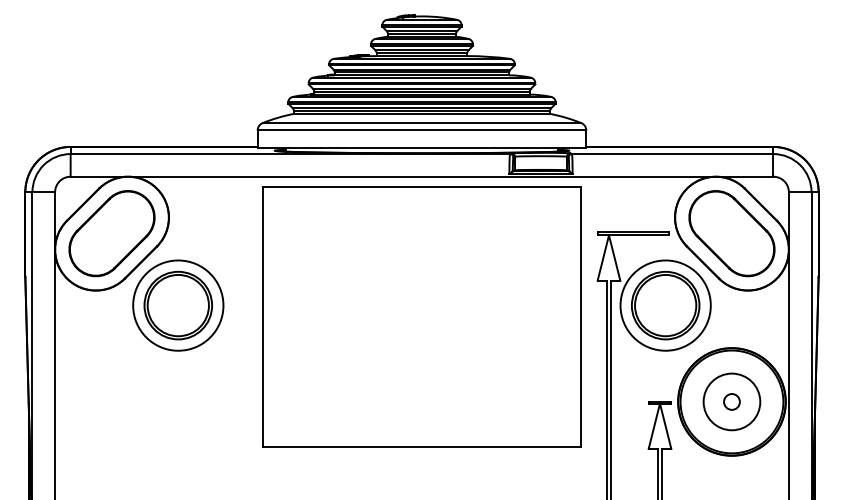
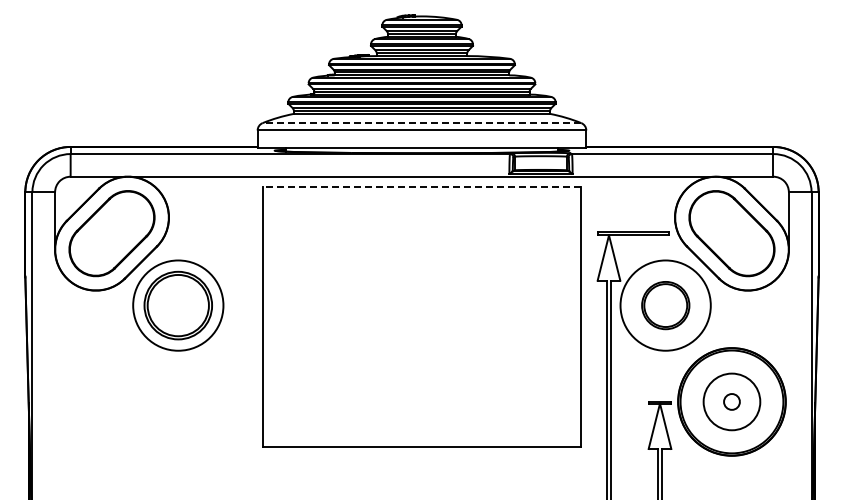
line: solid -> dashed (421, 123)
line: solid -> dashed (422, 186)
part size: 70x71 px -> 50x50 px (665, 305)
line: present -> none (55, 374)
line: present -> none (788, 374)
